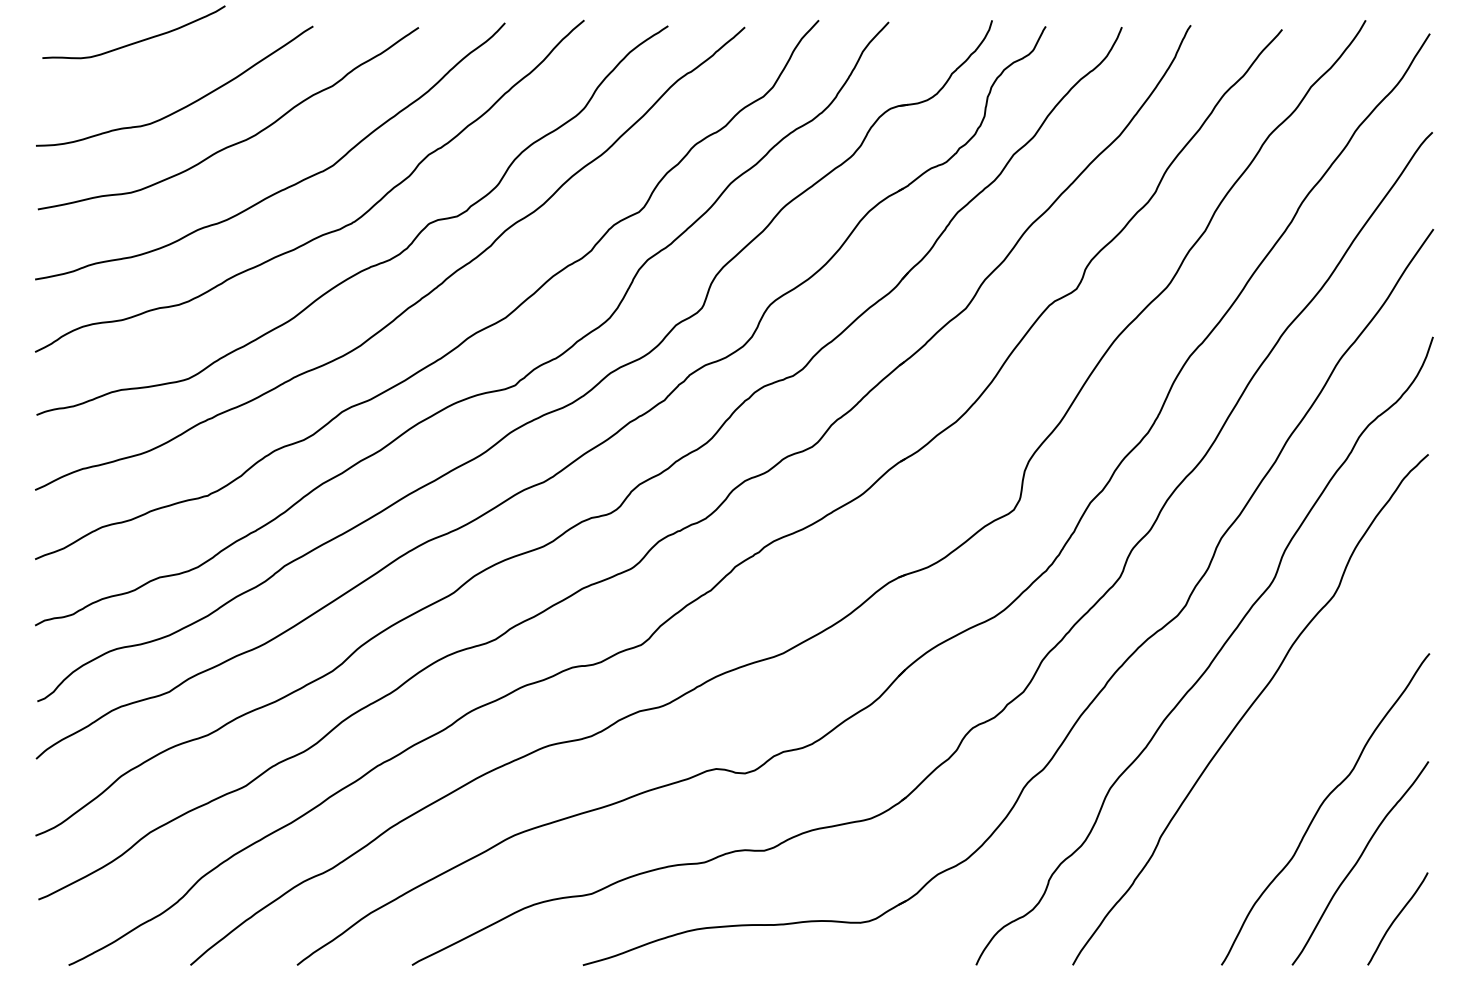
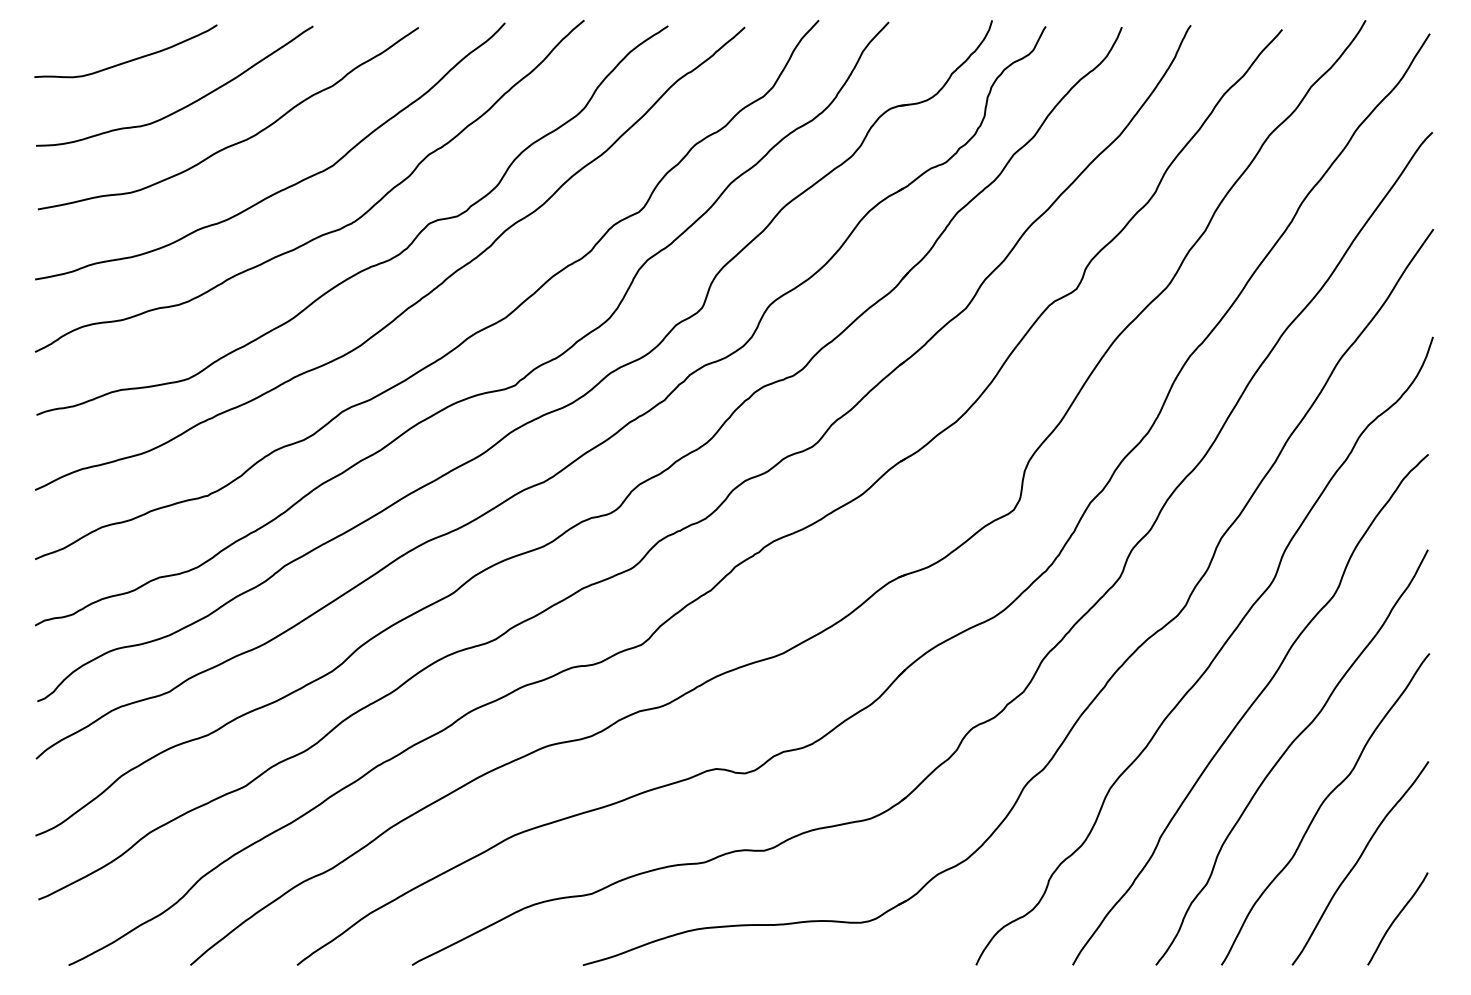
curve position: (136, 41) -> (128, 60) (128, 60)
curve: none -> present (1285, 753)
